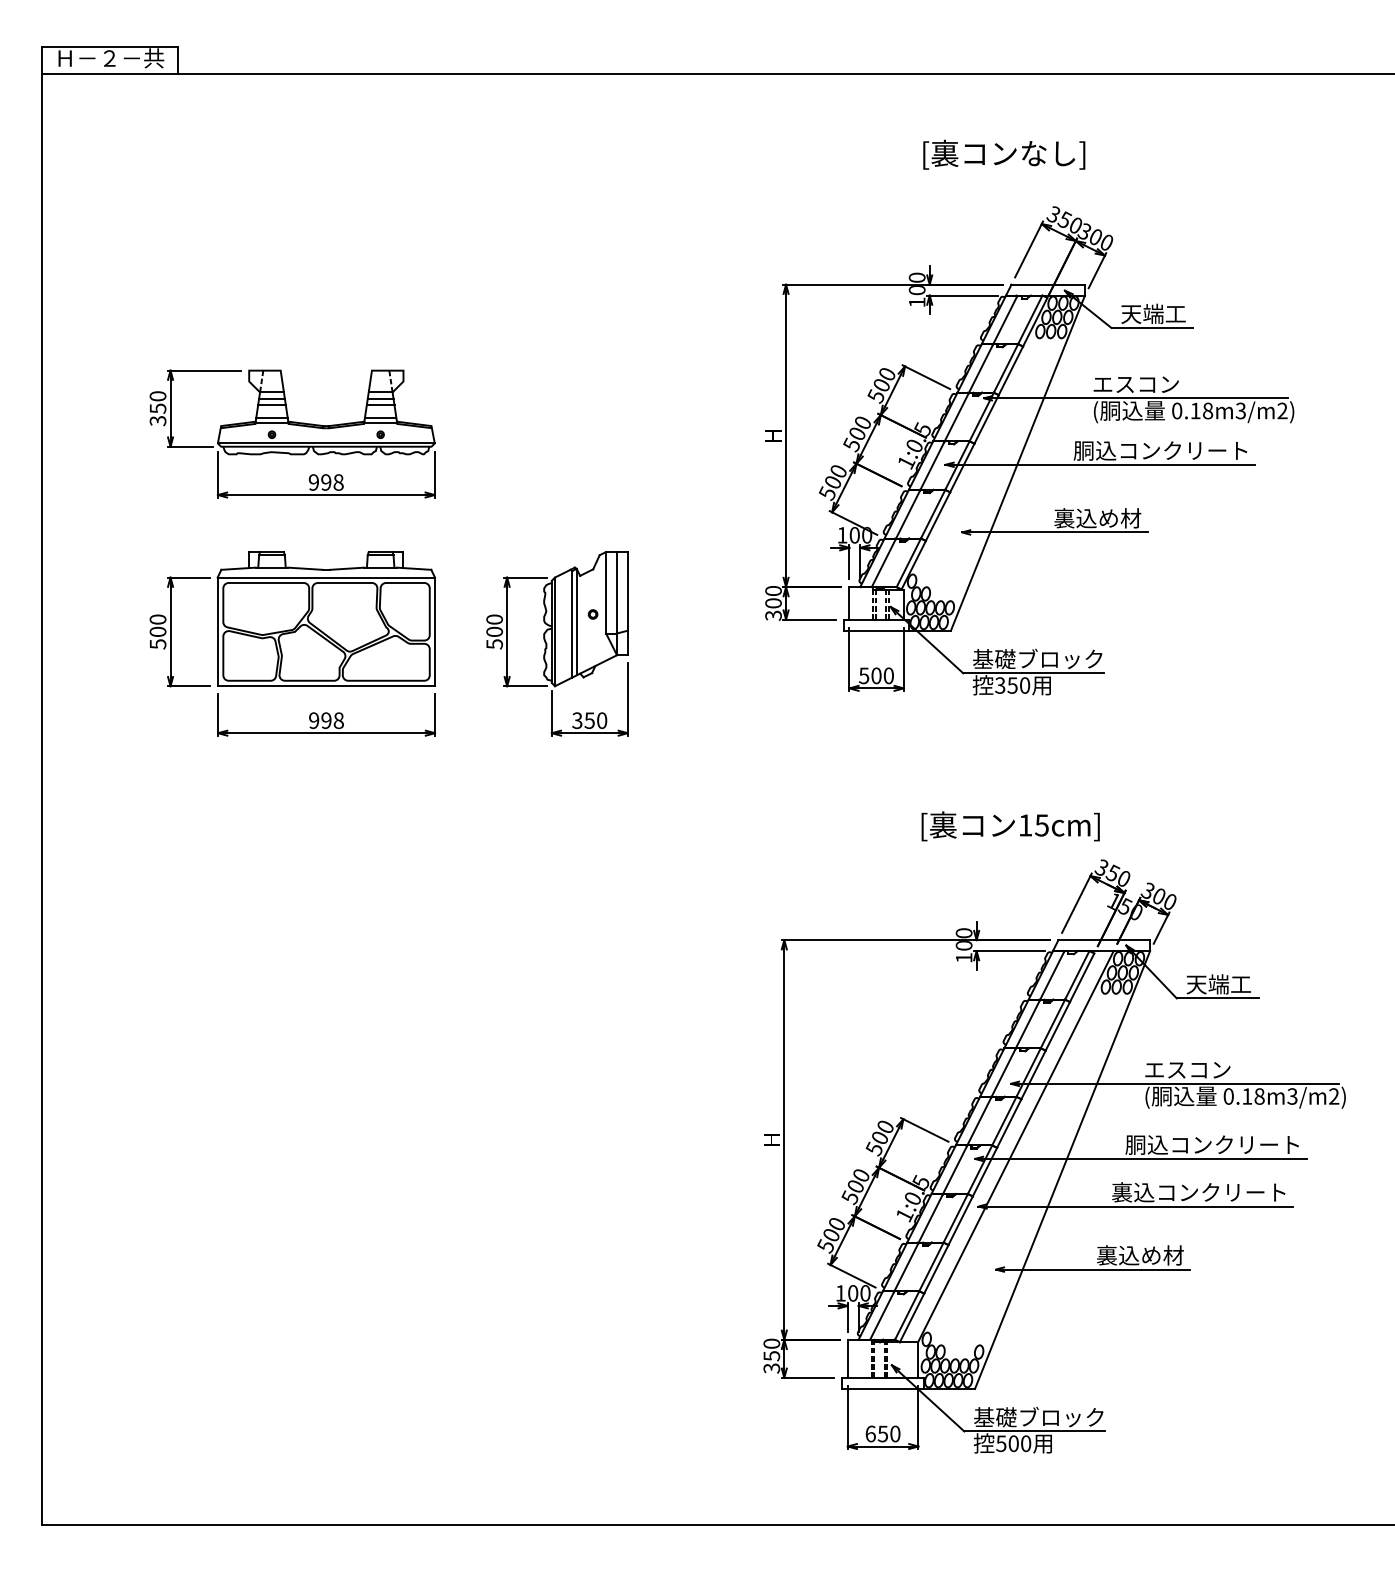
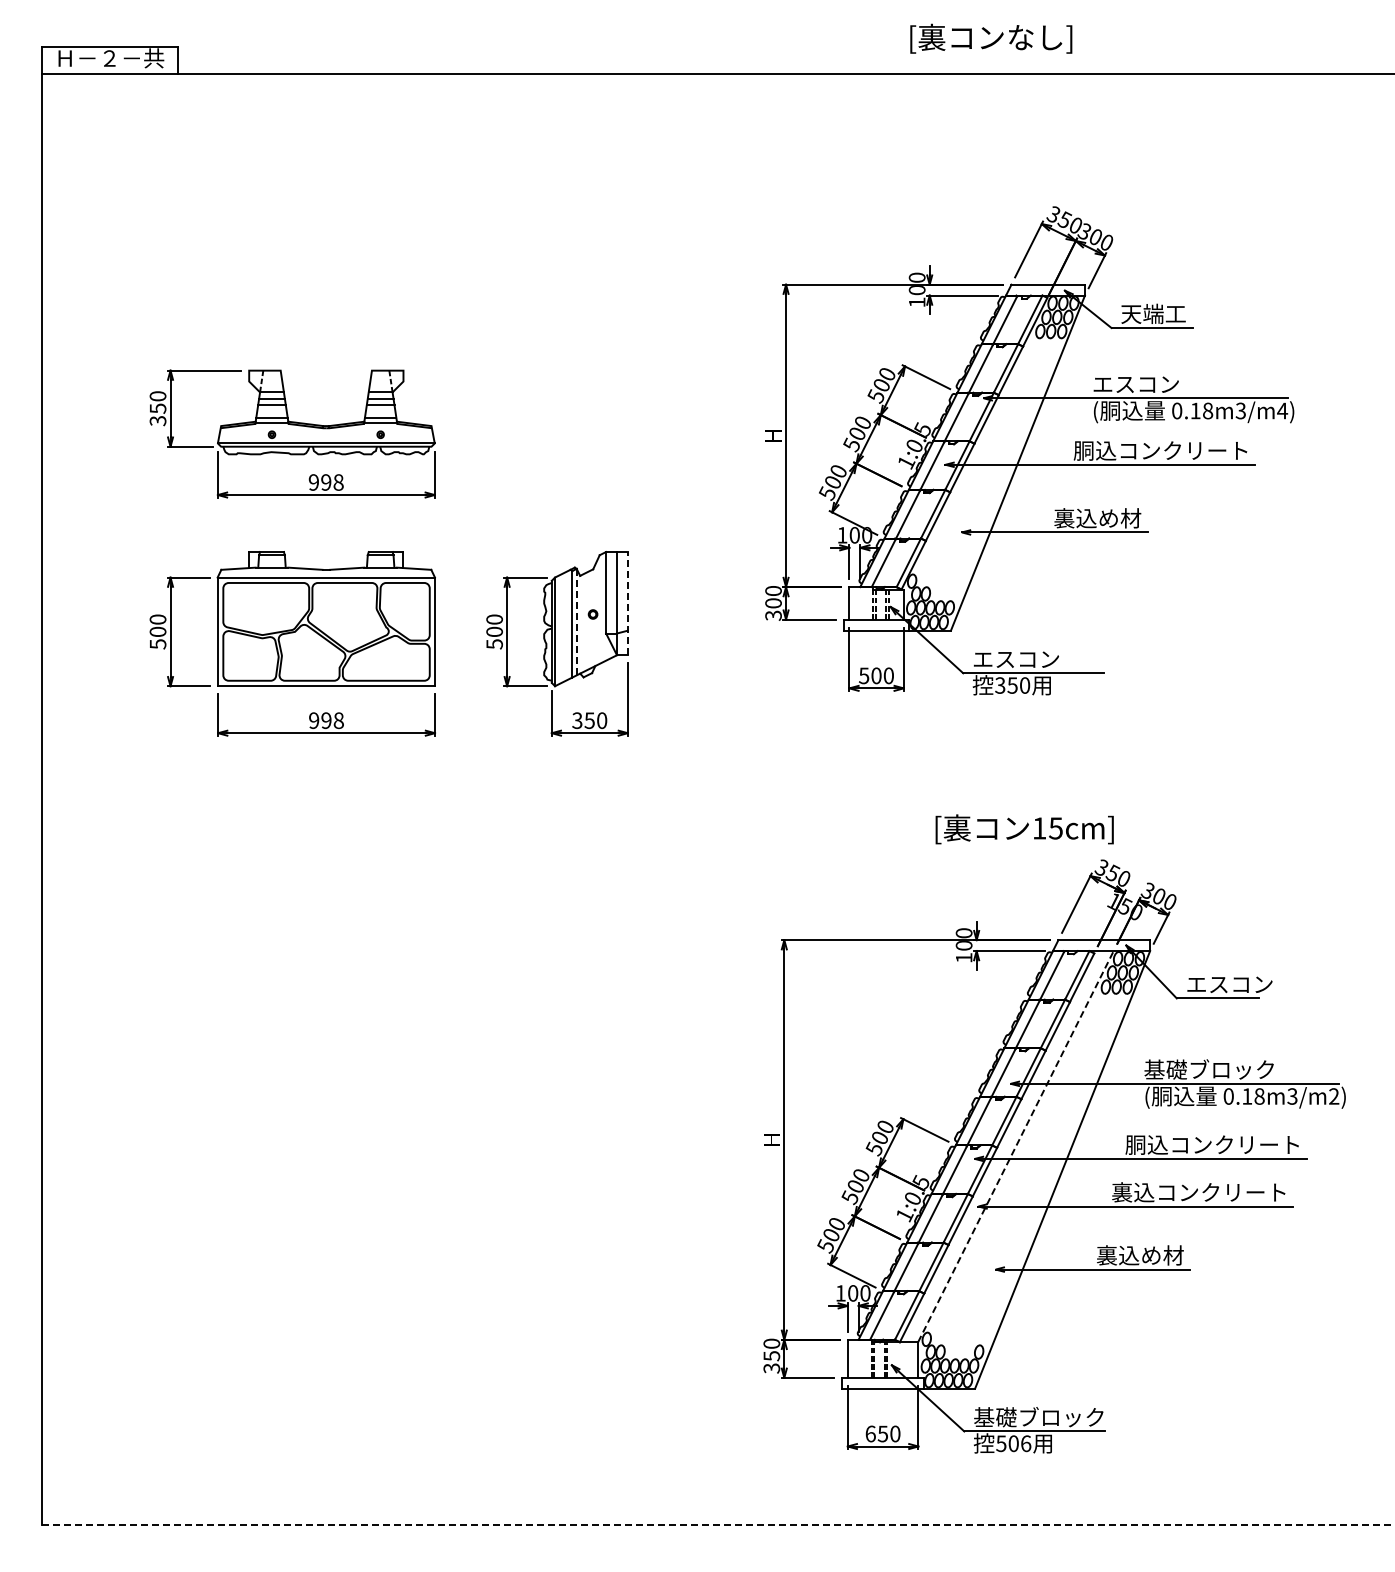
text position: (1004, 154) -> (991, 38) (991, 38)
text: 0.18m3/m2) -> 0.18m3/m4) (1282, 410)
line: solid -> dashed (627, 603)
line: solid -> dashed (576, 621)
text: 基礎ブロック -> エスコン (1037, 658)
text position: (1010, 826) -> (1024, 829) (1024, 829)
text: 天端工 -> エスコン (1229, 984)
text: エスコン -> 基礎ブロック (1208, 1069)
line: solid -> dashed (1015, 1146)
text: 500 -> 506 (1026, 1443)
line: solid -> dashed (718, 1524)
